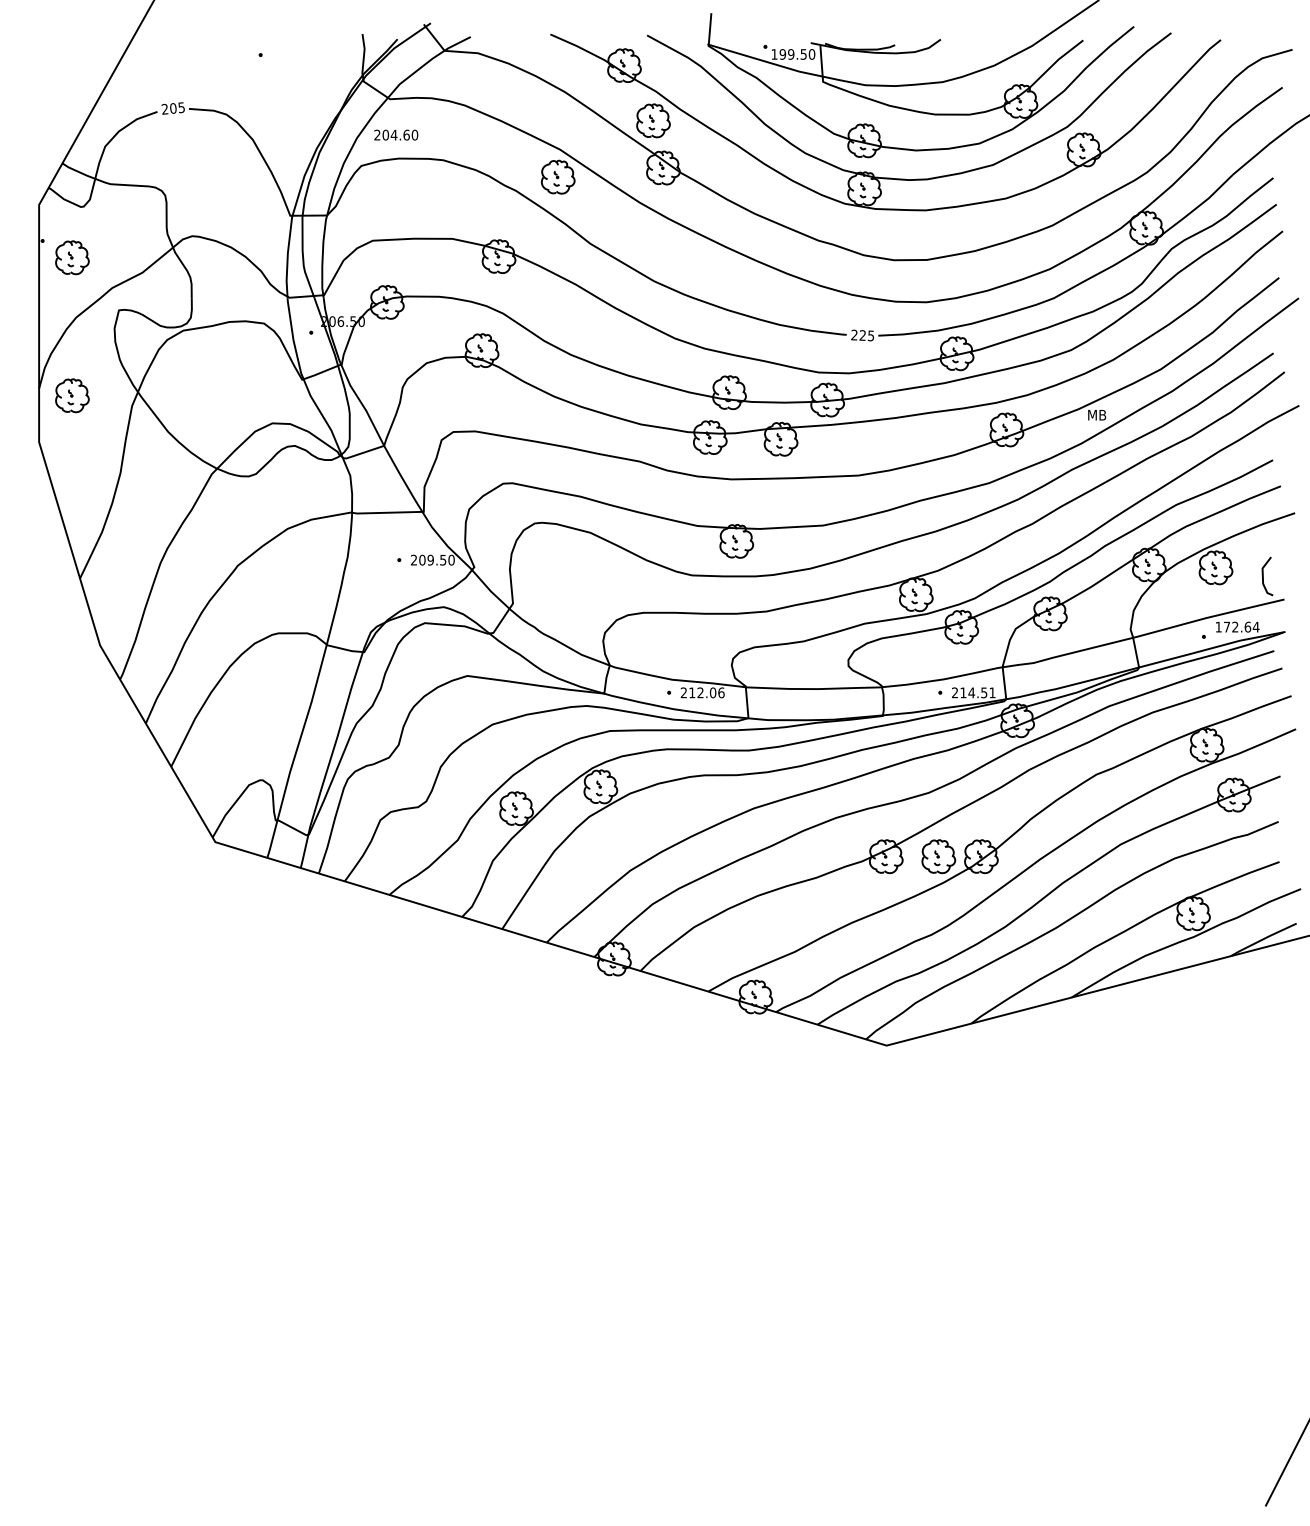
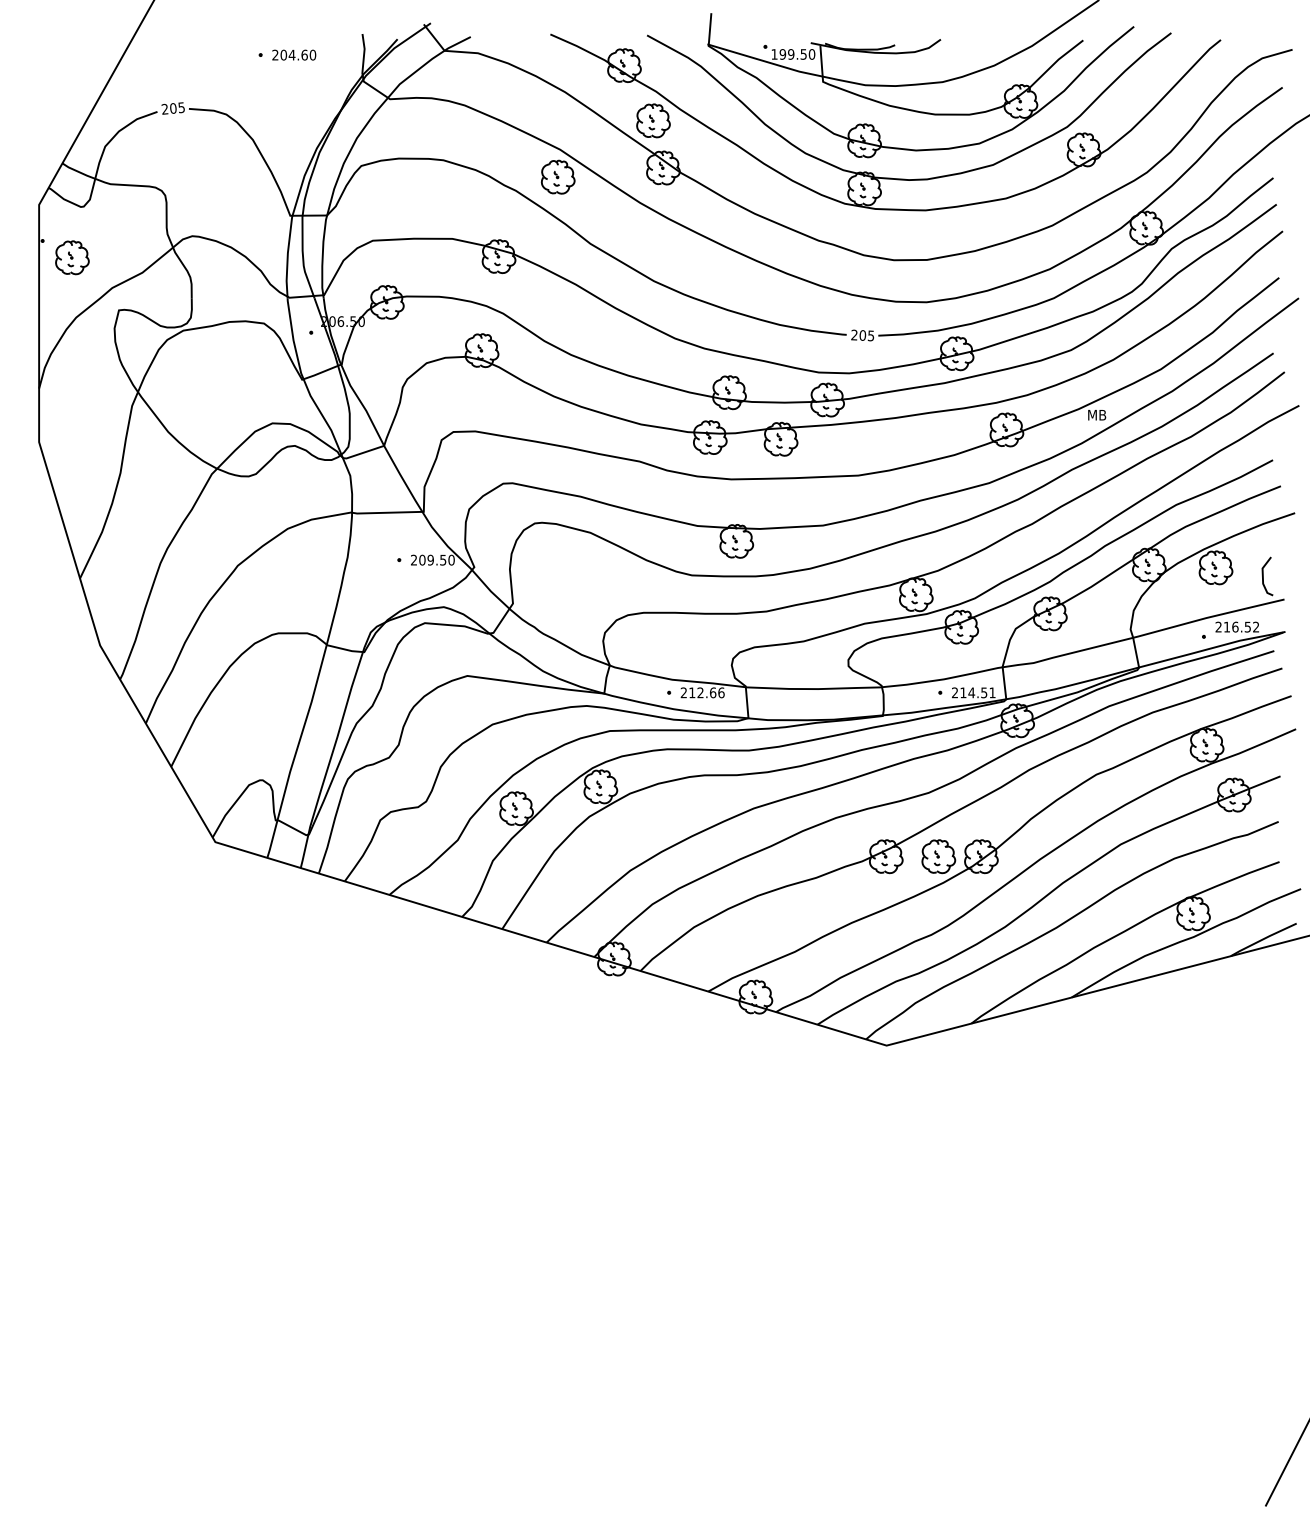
text position: (396, 134) -> (294, 54) (294, 54)
text: 225 -> 205 (862, 335)
part: present -> none (72, 395)
text: 172.64 -> 216.52 (1237, 626)
text: 212.06 -> 212.66 (713, 692)
